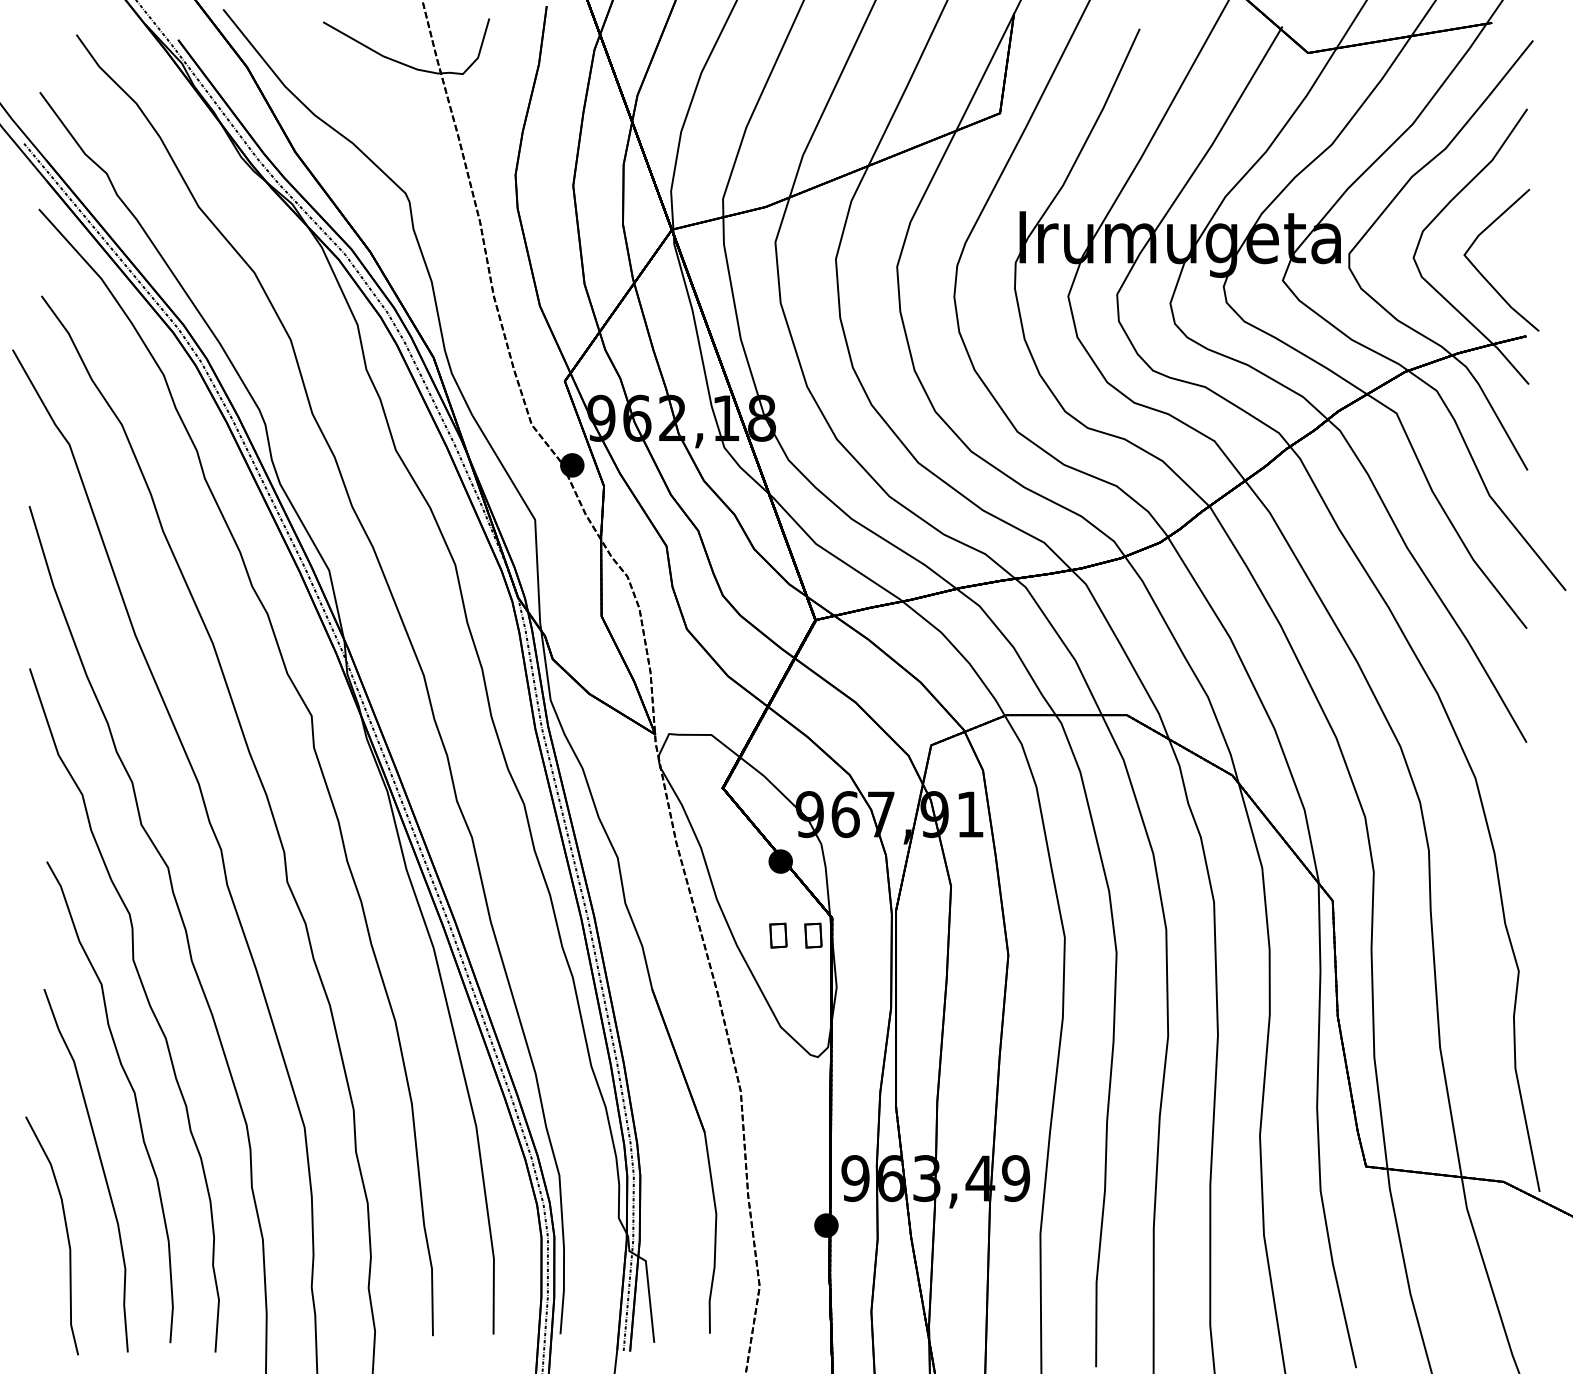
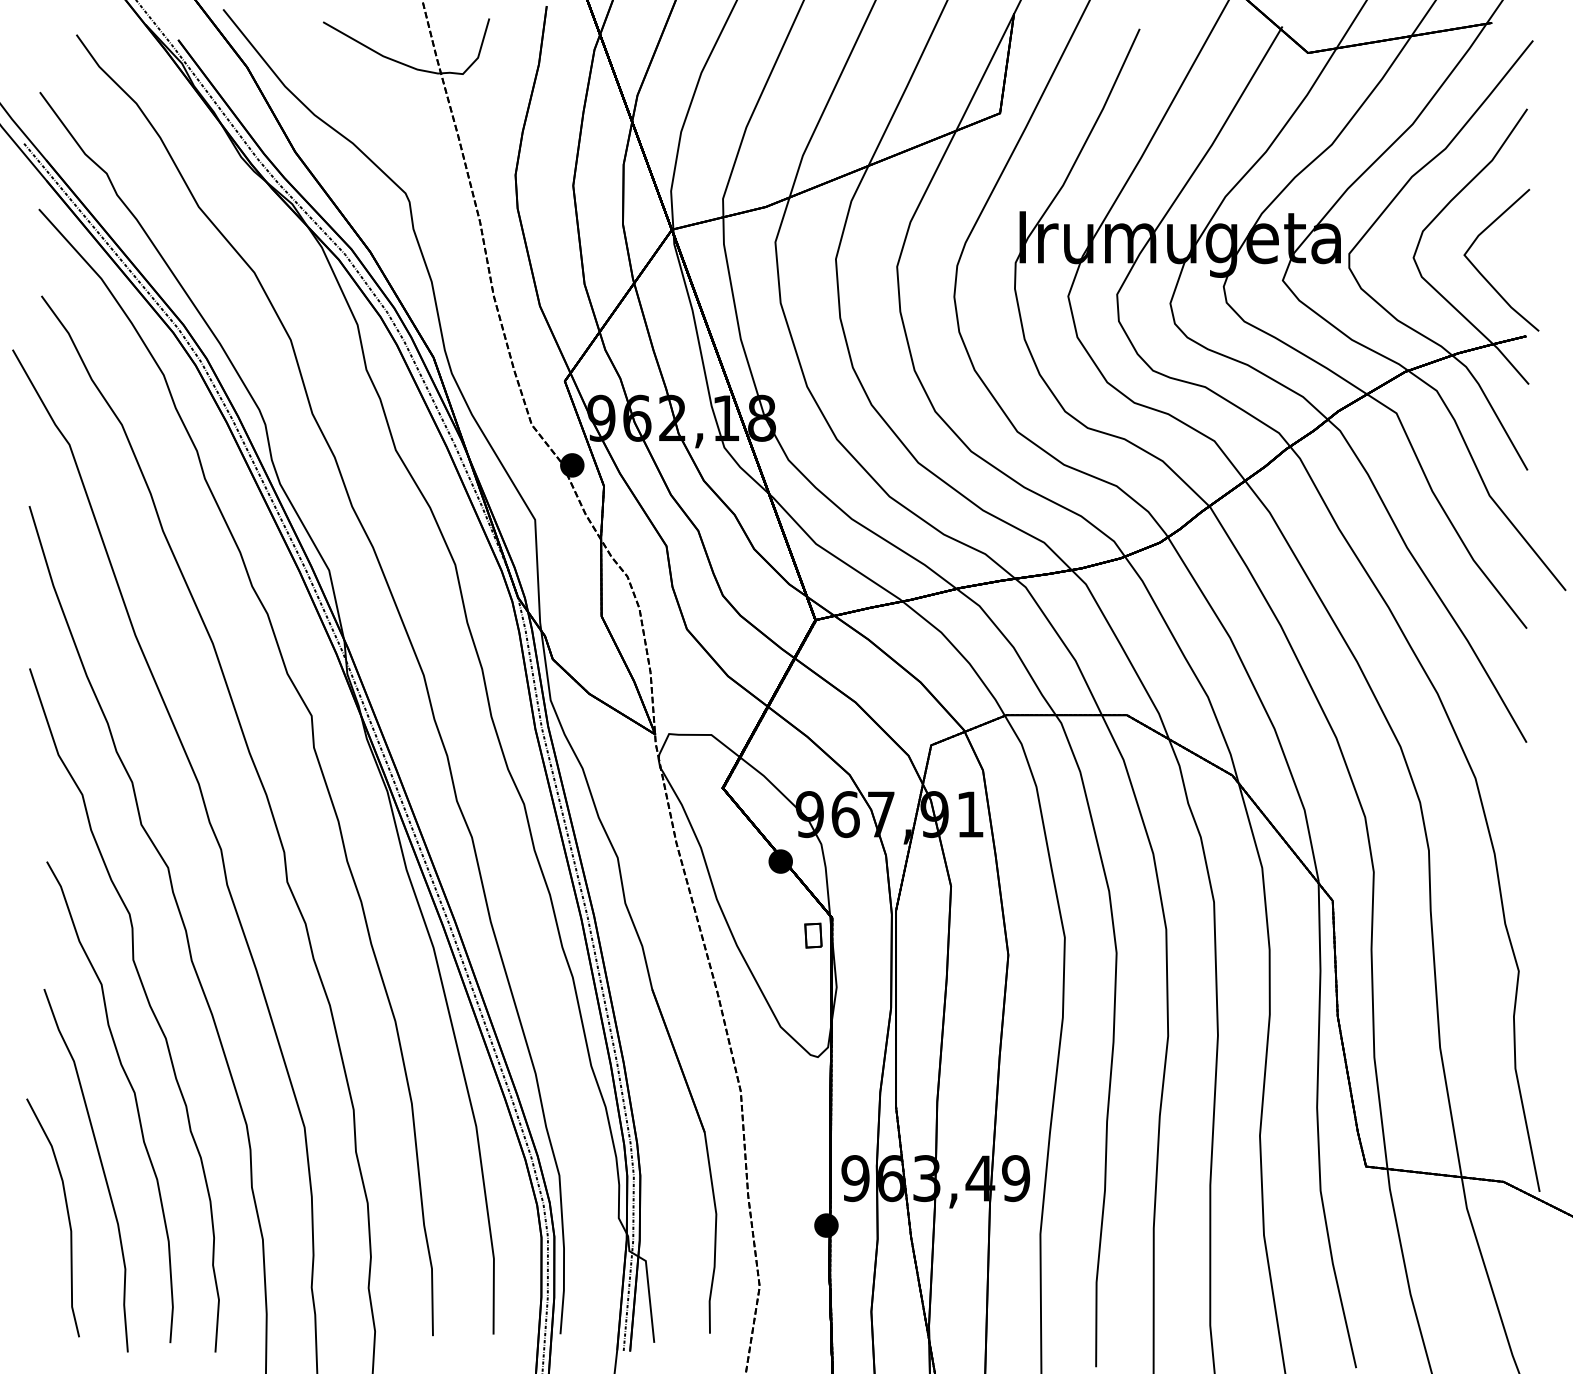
part: present -> none (778, 935)
curve position: (66, 1234) -> (67, 1216) (67, 1216)
